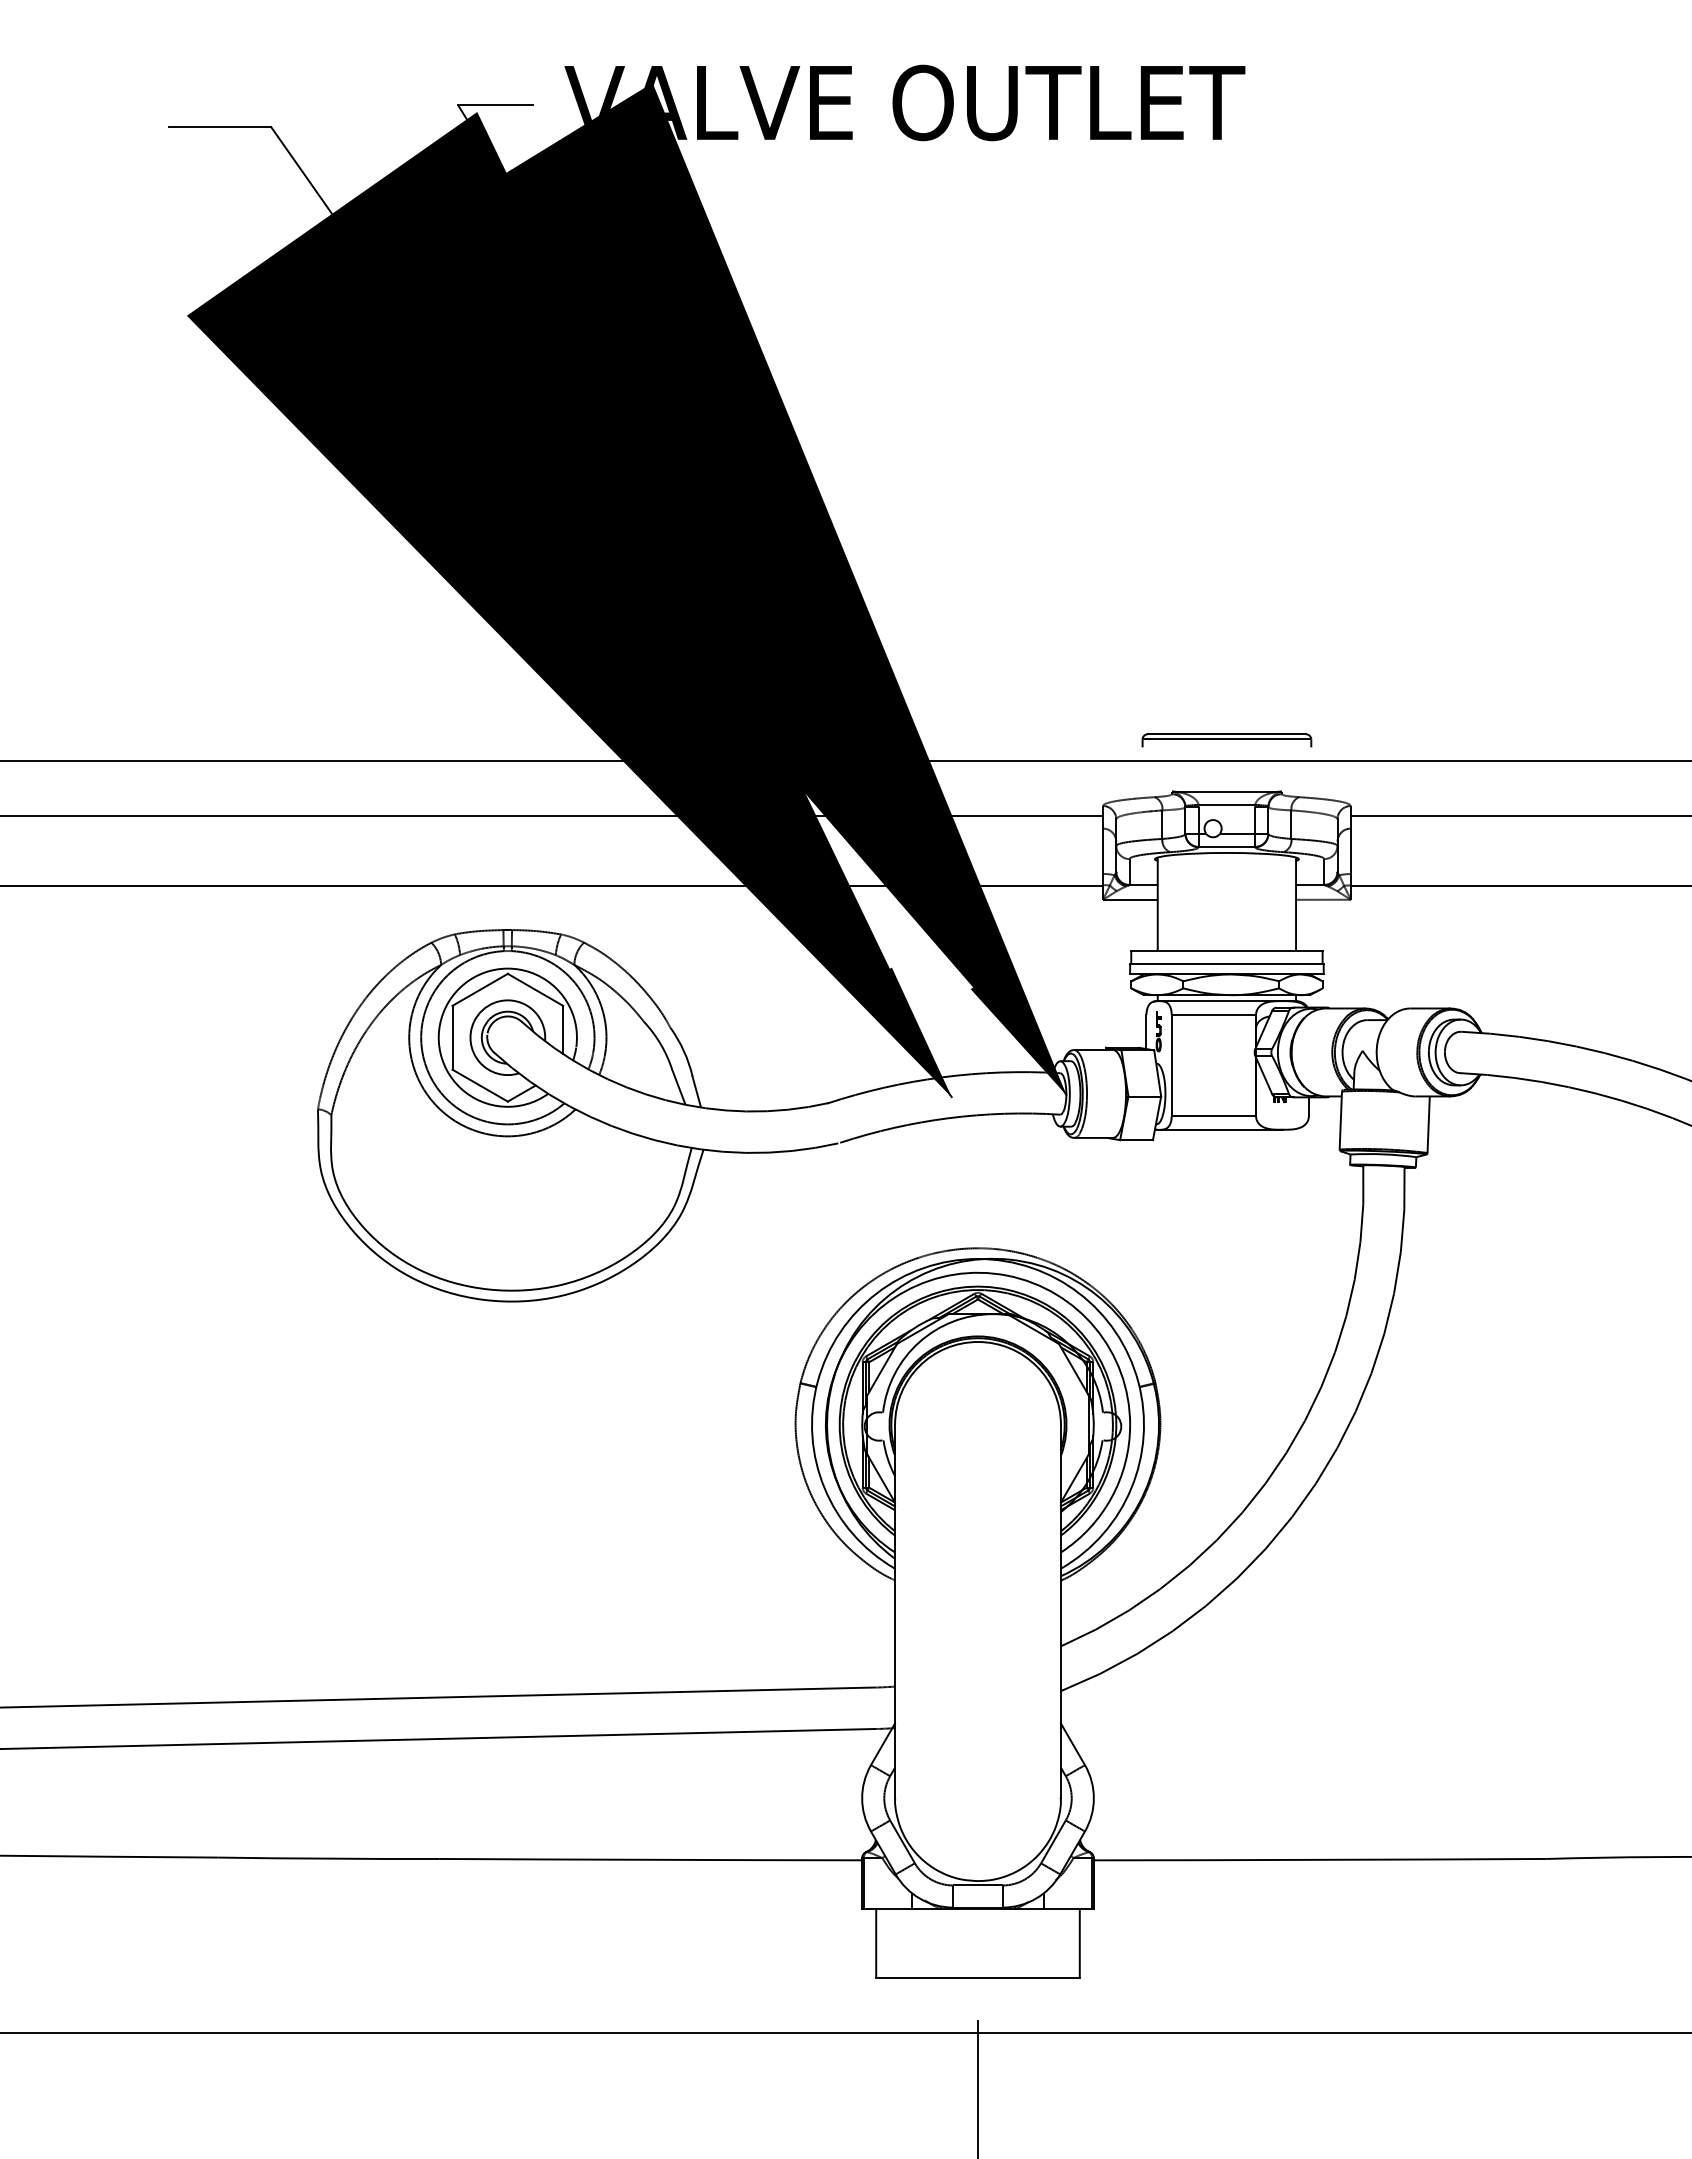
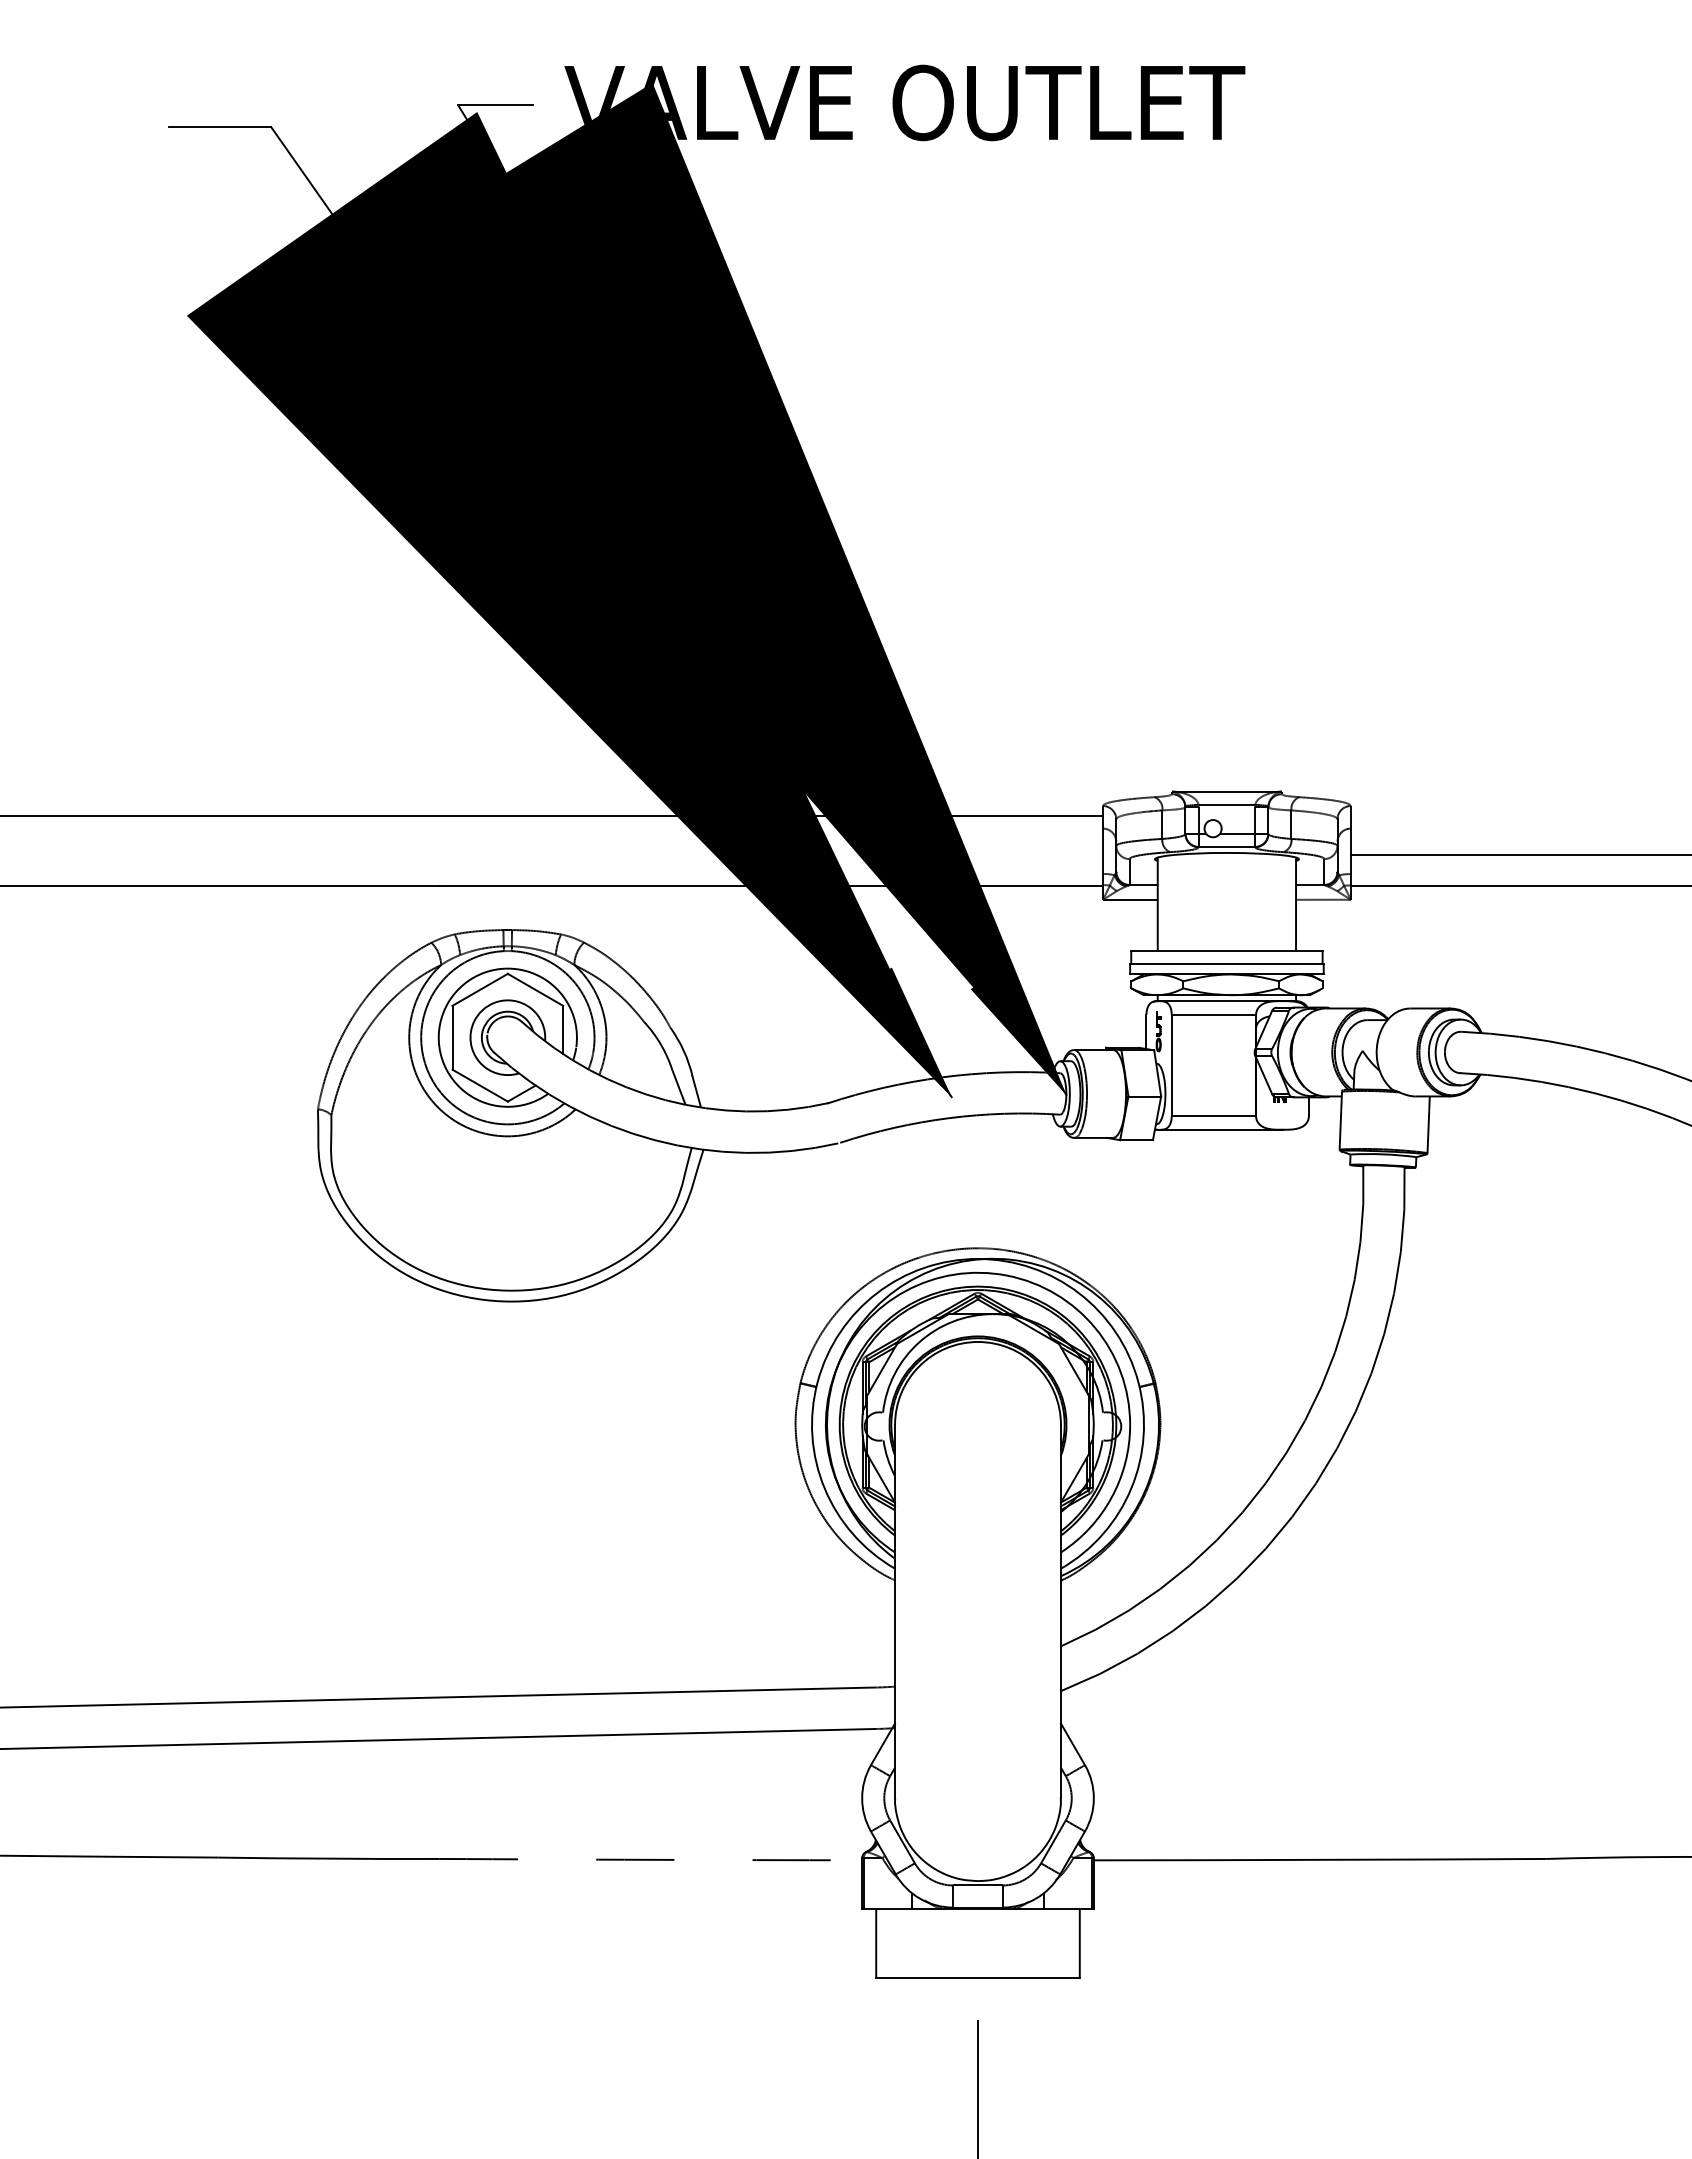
part: present -> none (1226, 740)
line: present -> none (845, 761)
line position: (1519, 816) -> (1519, 855) (1519, 855)
arc: solid -> dashed (651, 1859)
line: present -> none (845, 2033)
